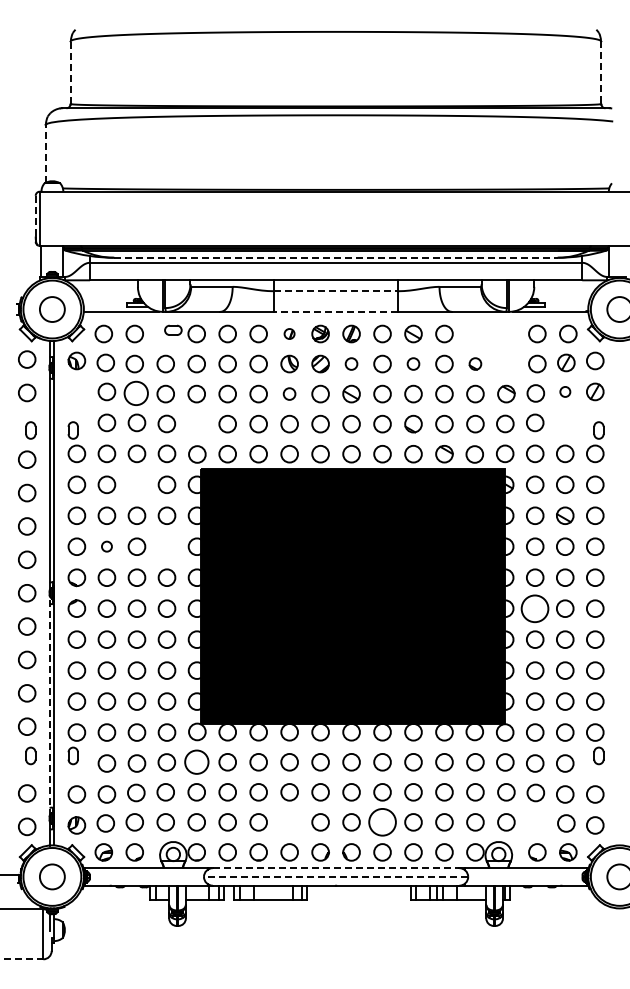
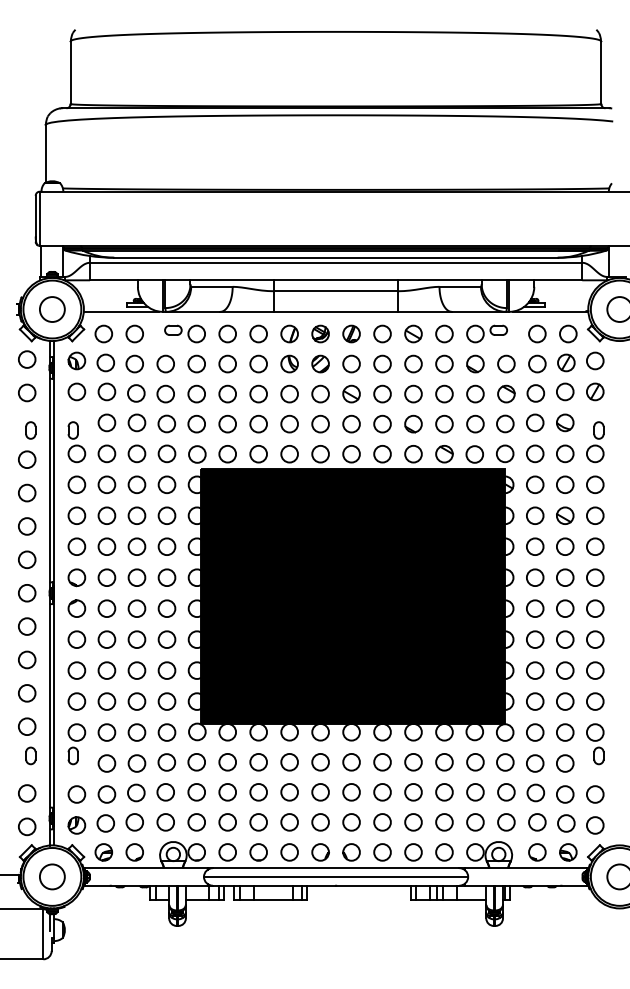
line: dashed -> solid (70, 72)
line: dashed -> solid (601, 73)
line: dashed -> solid (45, 153)
line: dashed -> solid (35, 216)
line: dashed -> solid (336, 257)
line: dashed -> solid (336, 291)
line: dashed -> solid (335, 311)
part size: 13x12 px -> 19x20 px (289, 333)
part: none -> present (486, 333)
circle size: 15x14 px -> 19x20 px (351, 363)
circle size: 15x14 px -> 19x20 px (413, 363)
part size: 15x14 px -> 19x20 px (475, 363)
circle: none -> present (506, 363)
circle: none -> present (76, 391)
circle size: 13x12 px -> 19x20 px (565, 391)
circle size: 26x26 px -> 19x19 px (136, 393)
circle size: 15x14 px -> 19x20 px (289, 393)
part: none -> present (565, 422)
circle: none -> present (196, 423)
circle: none -> present (136, 484)
circle size: 12x13 px -> 20x19 px (106, 546)
circle: none -> present (166, 546)
circle size: 30x30 px -> 19x19 px (535, 608)
line: dashed -> solid (49, 705)
circle size: 26x26 px -> 19x19 px (196, 762)
circle: none -> present (289, 822)
circle size: 29x29 px -> 19x19 px (382, 822)
circle: none -> present (537, 822)
line: dashed -> solid (336, 868)
line: dashed -> solid (335, 876)
line: dashed -> solid (22, 959)
